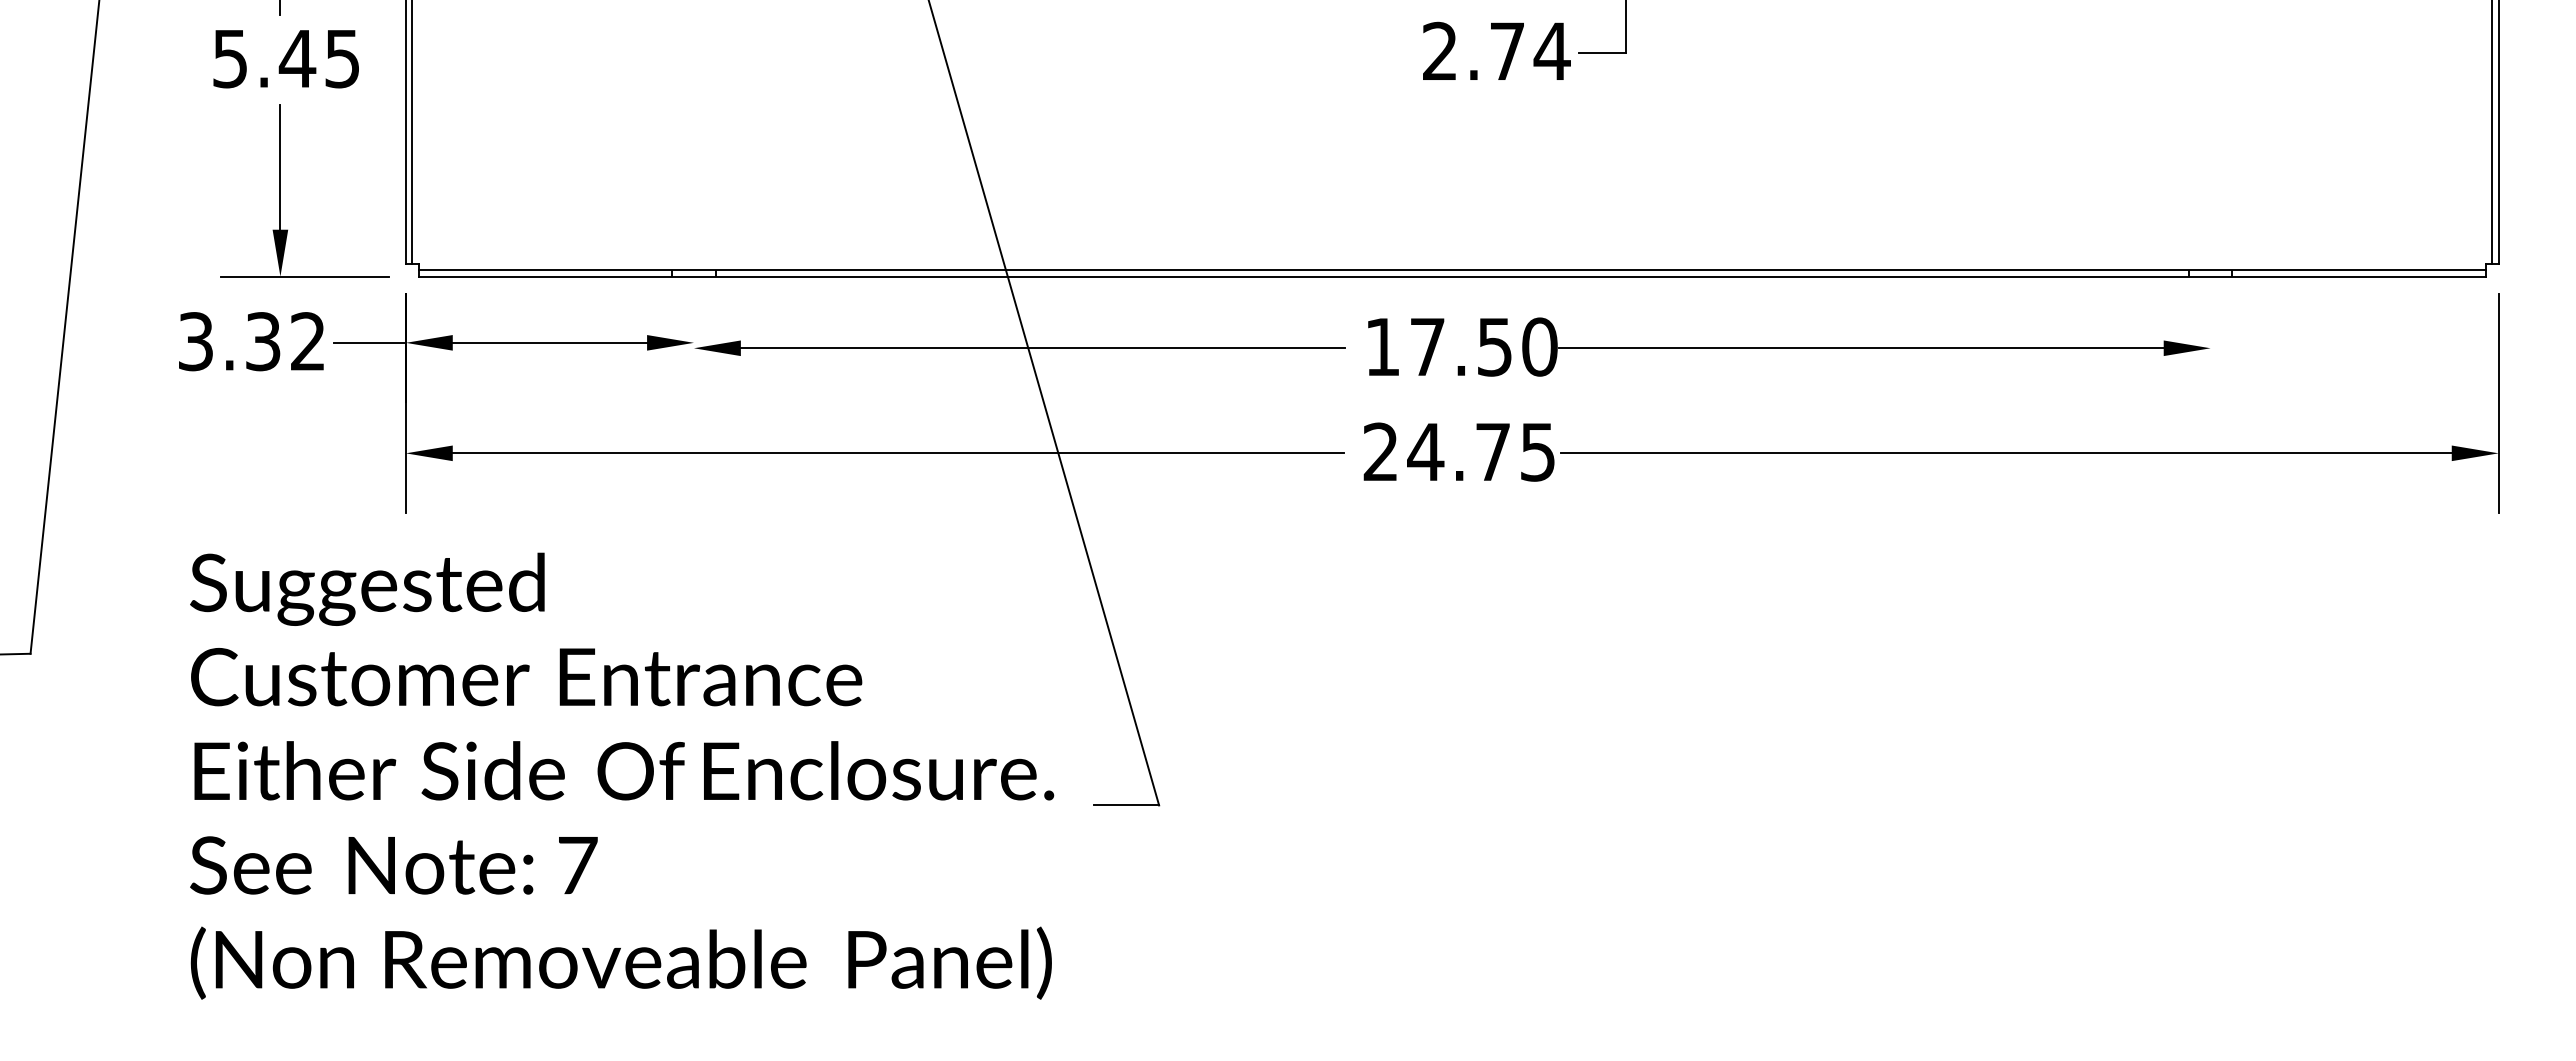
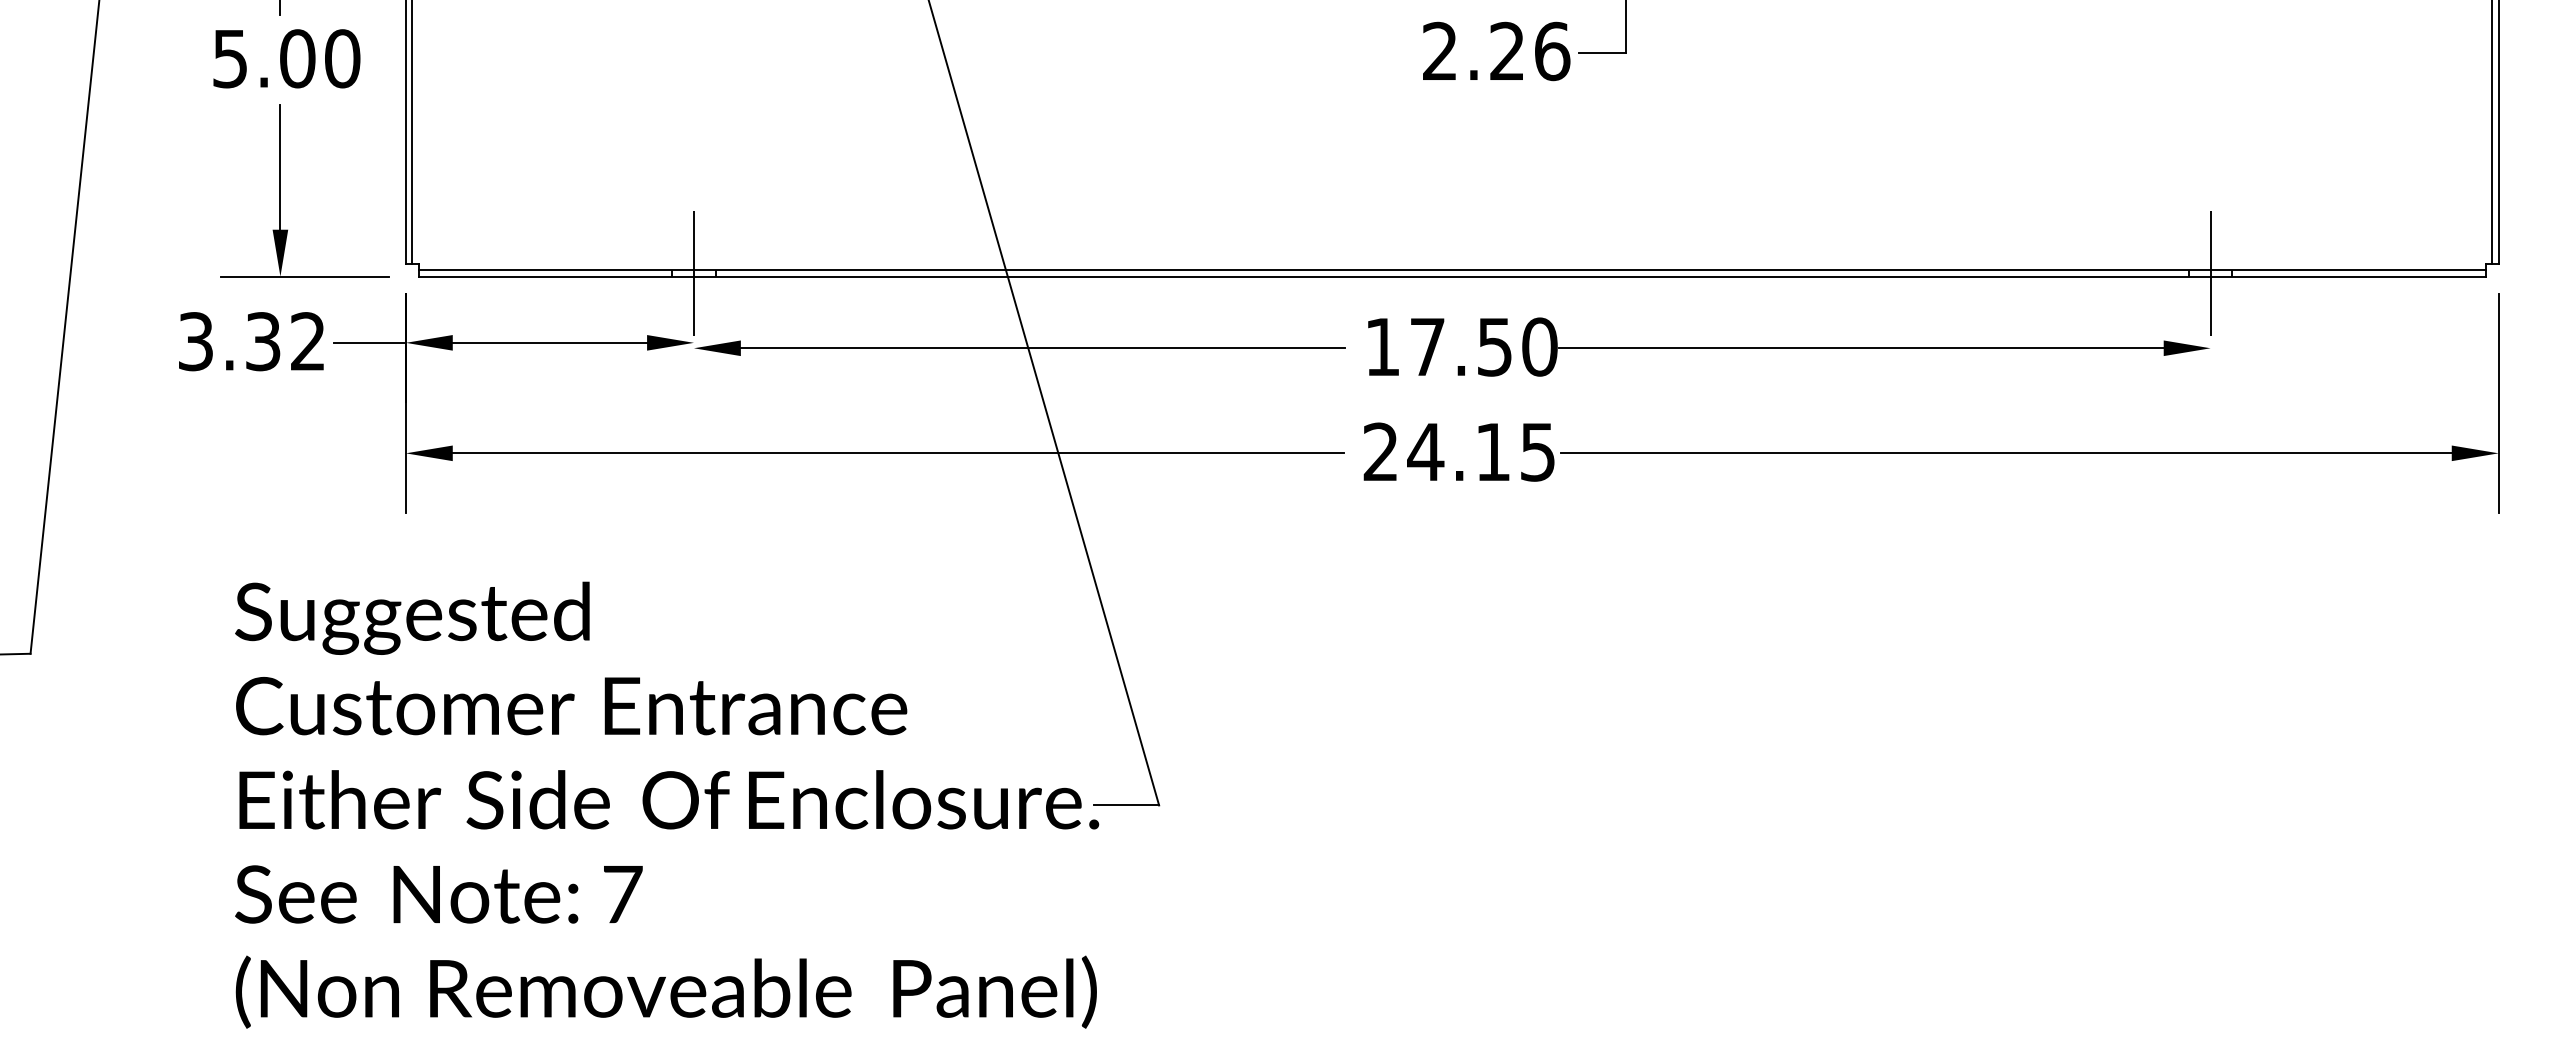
text: 2.74 -> 2.26 (1530, 51)
text: 5.45 -> 5.00 (319, 58)
line: none -> present (693, 273)
line: none -> present (2210, 273)
text: 24.75 -> 24.15 (1492, 451)
text position: (622, 775) -> (667, 804) (667, 804)
